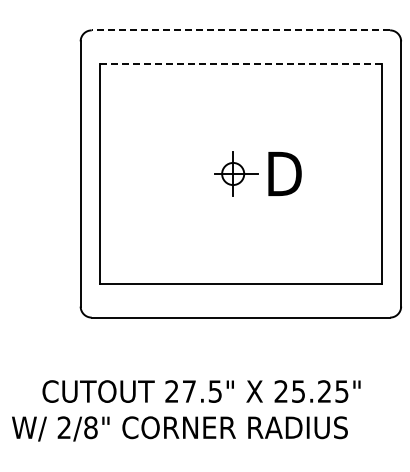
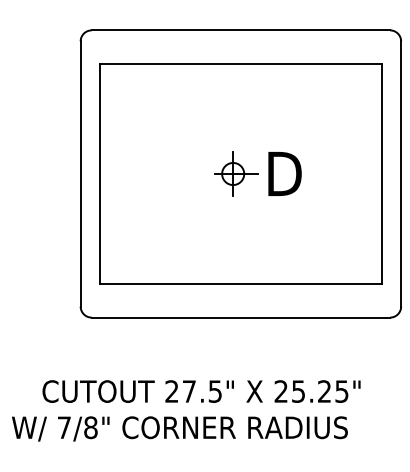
line: dashed -> solid (240, 30)
line: dashed -> solid (240, 64)
text: 2/8" -> 7/8" (63, 427)
